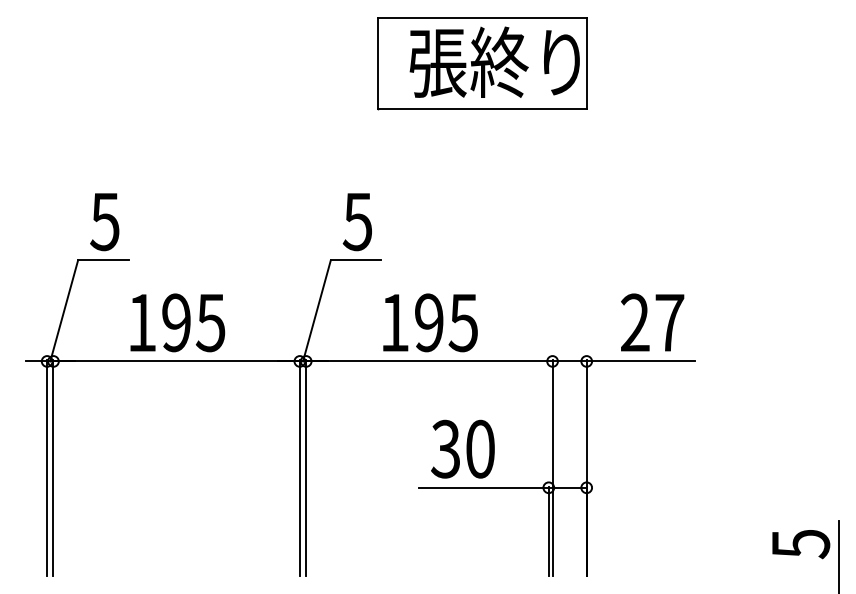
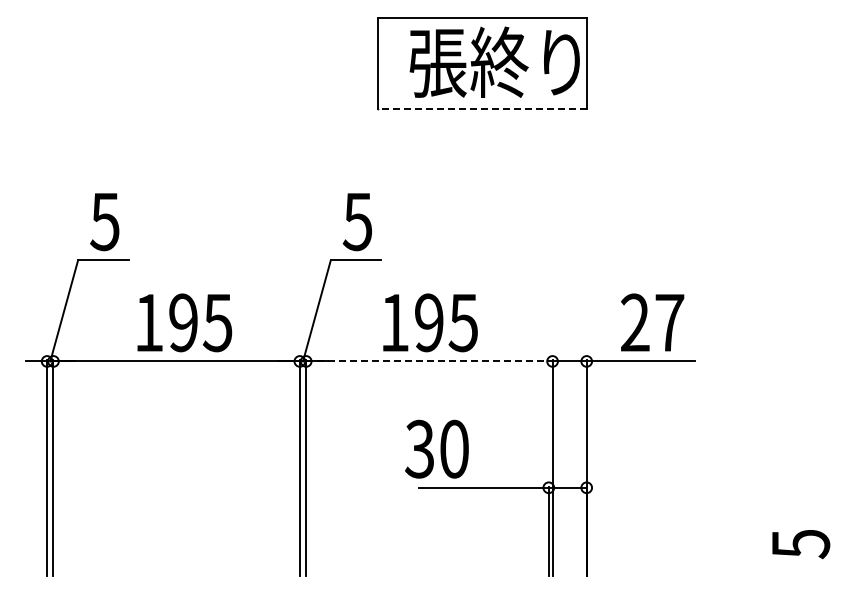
line: solid -> dashed (481, 108)
text position: (177, 322) -> (184, 322) (184, 322)
line: solid -> dashed (429, 361)
text position: (462, 448) -> (436, 448) (436, 448)
line: present -> none (839, 555)
